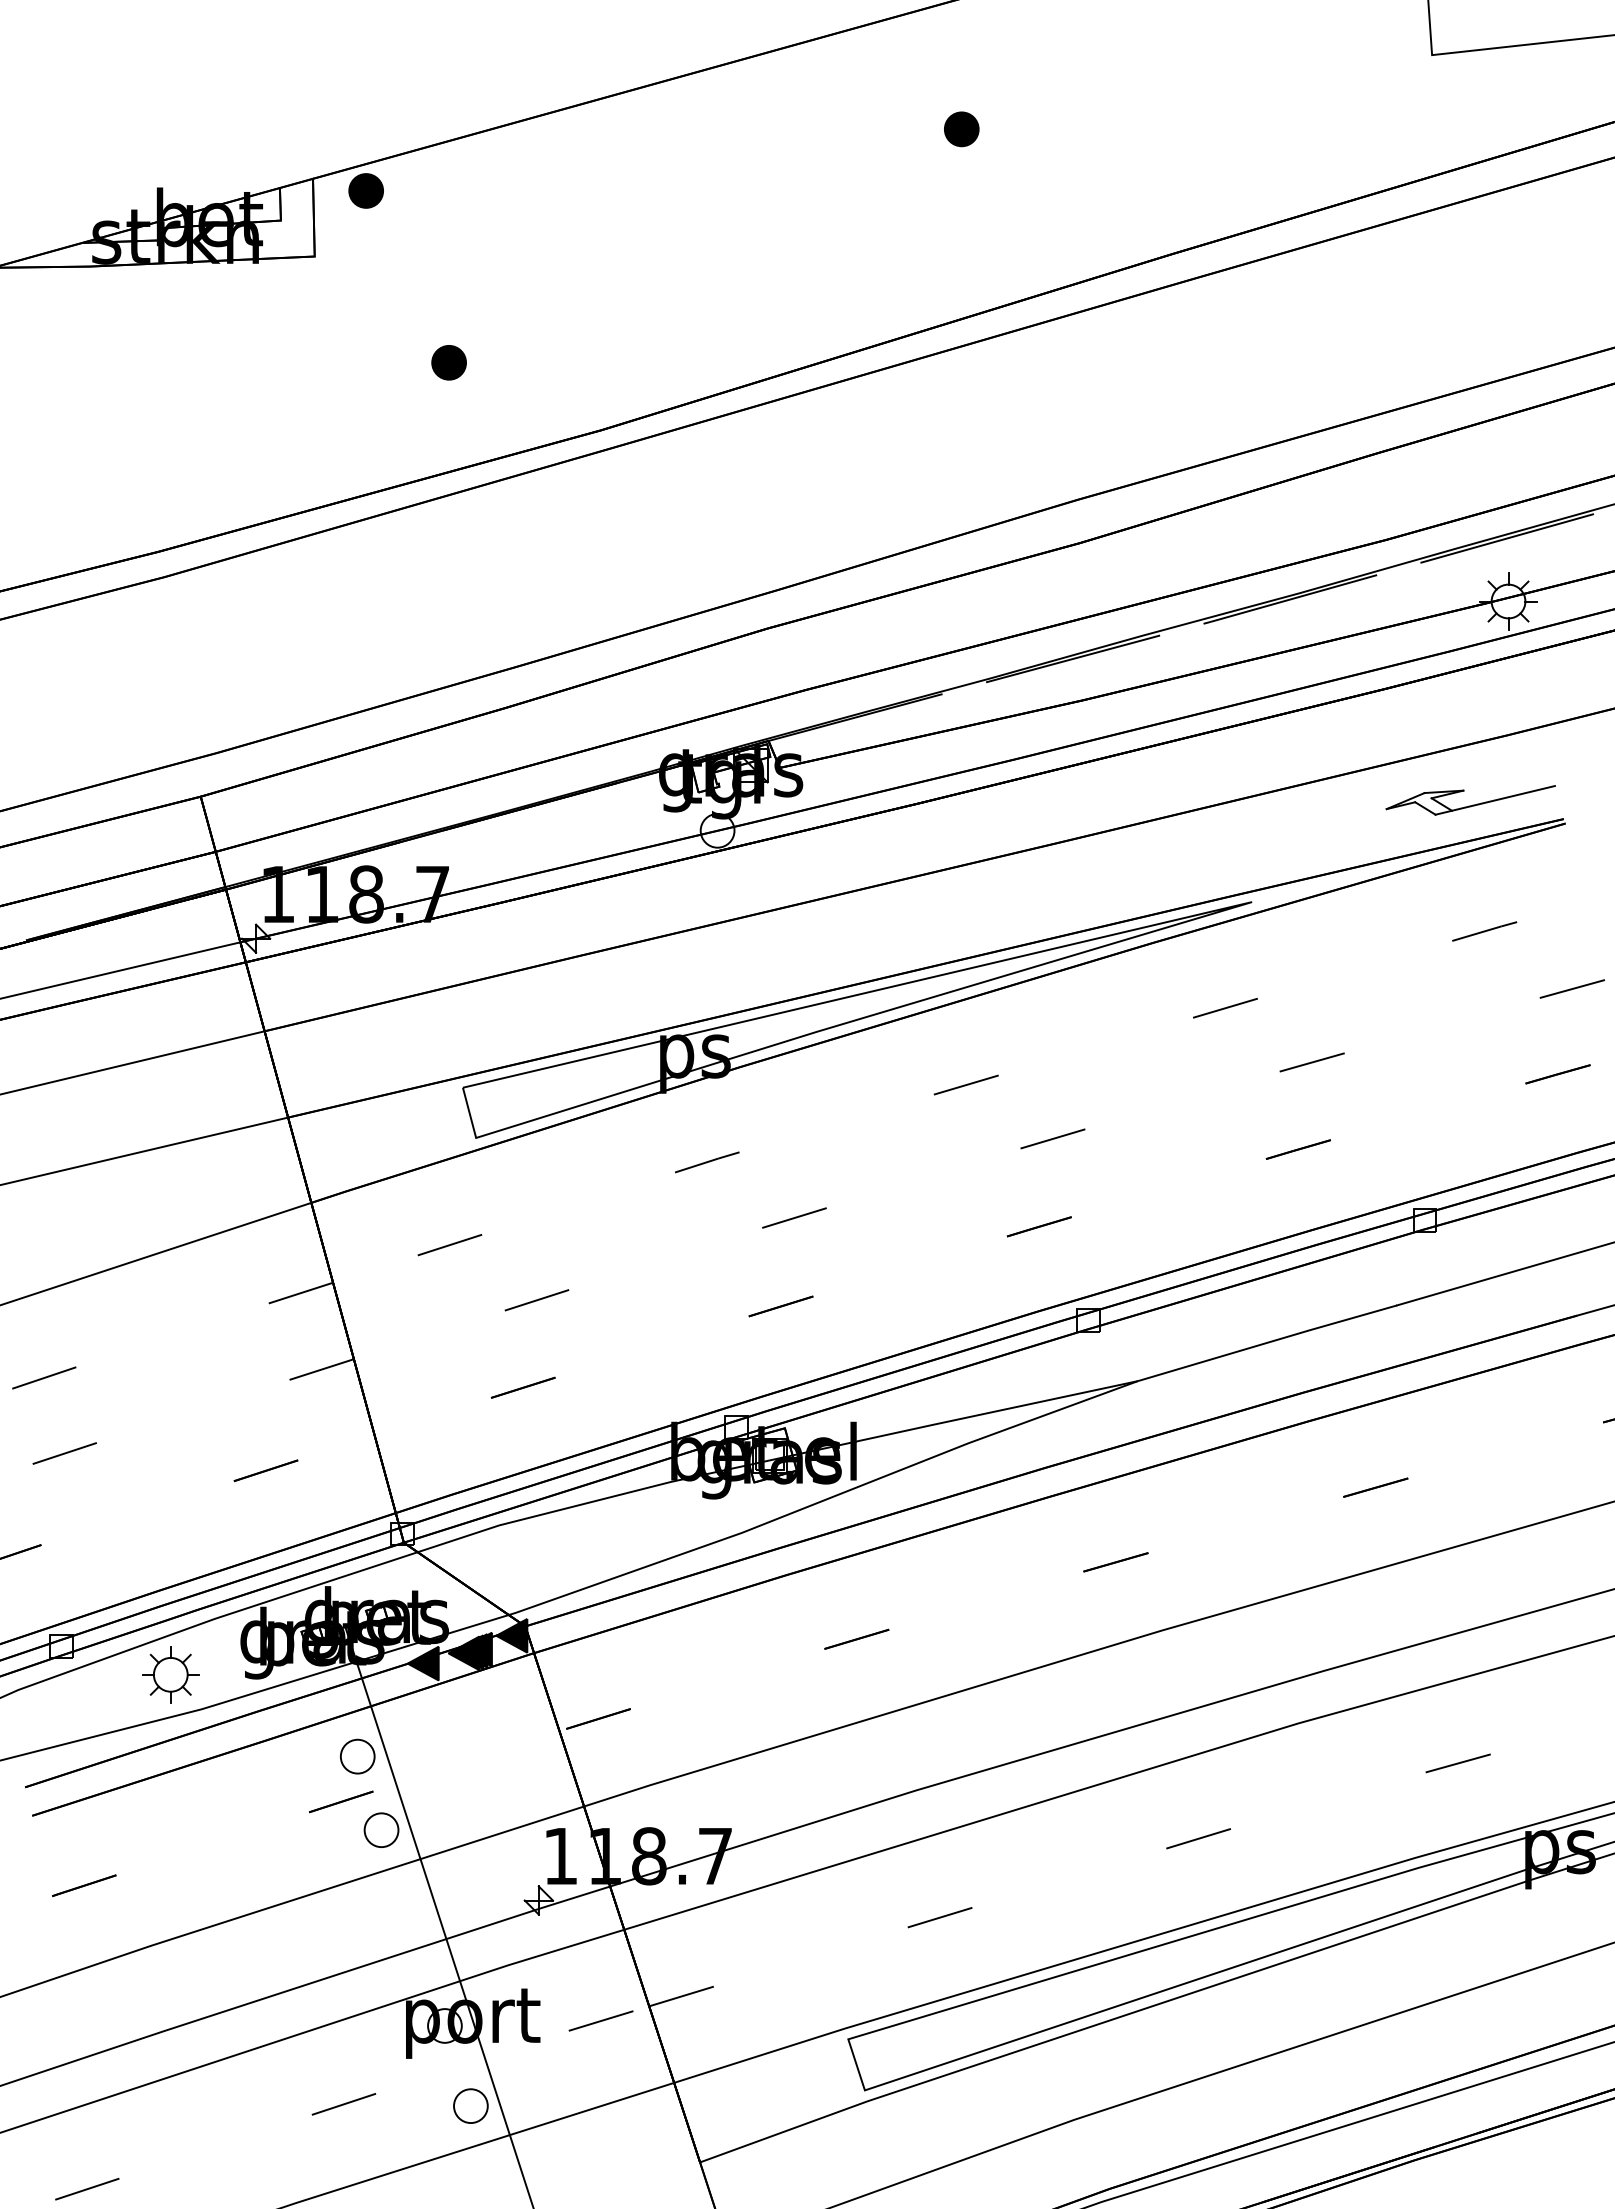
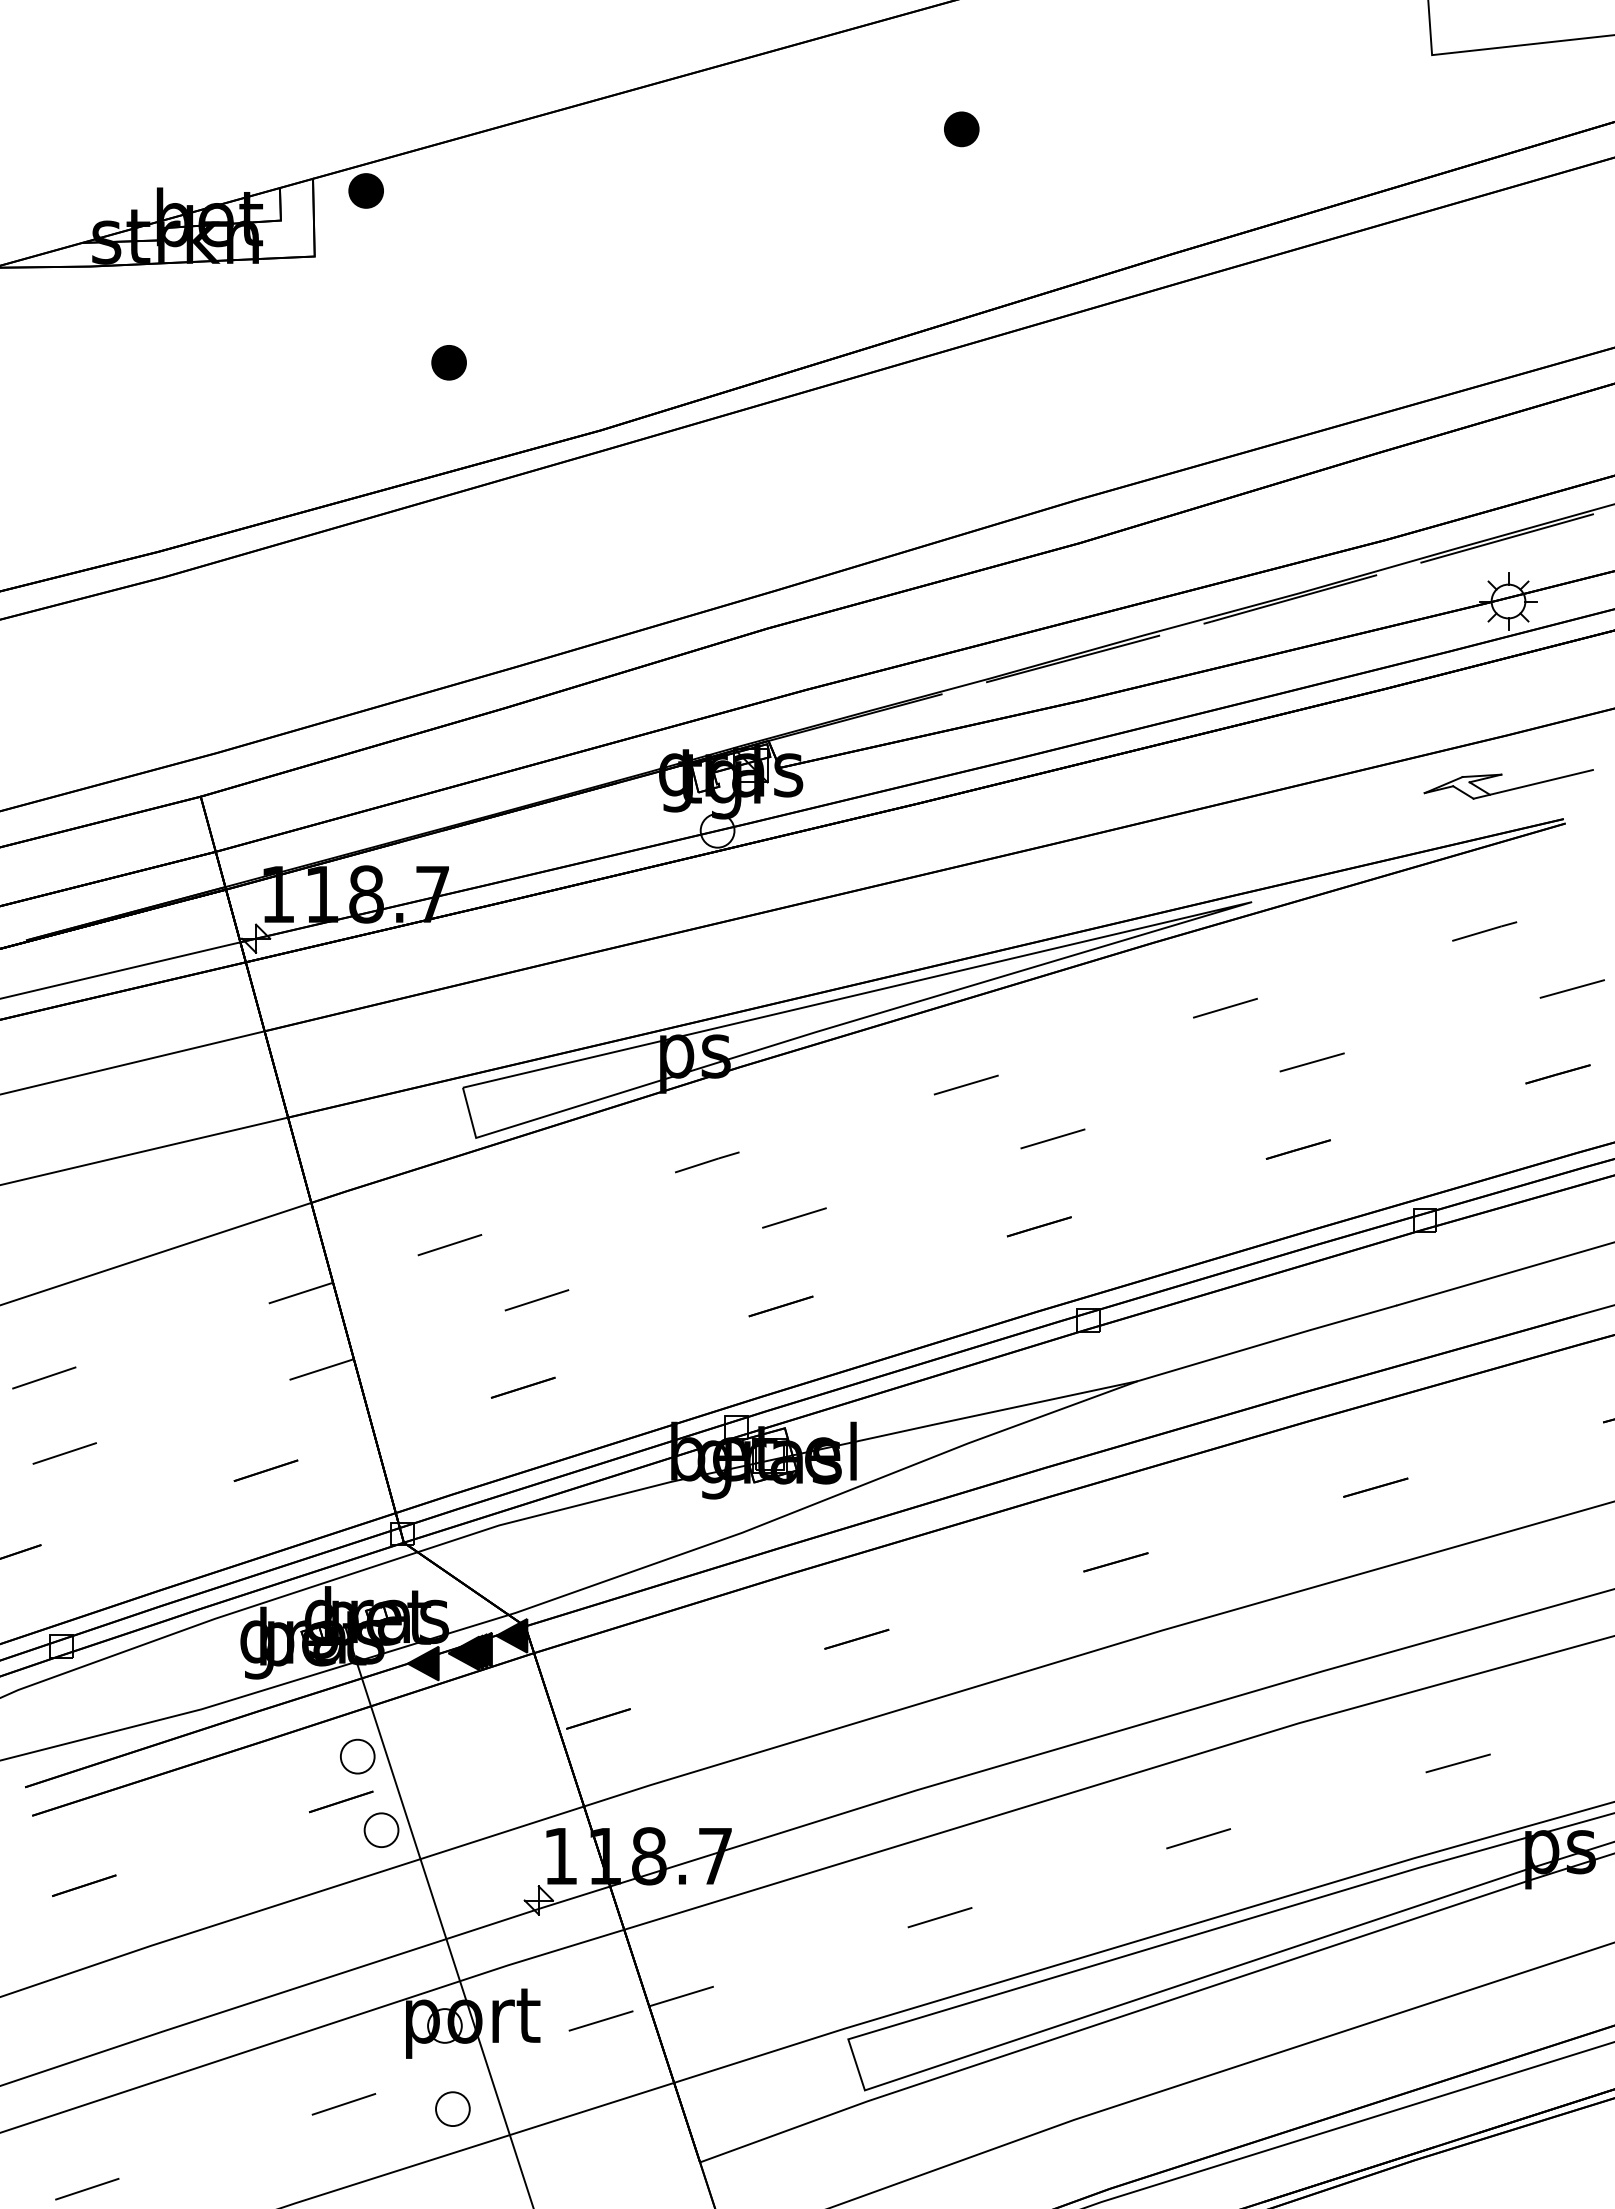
part position: (1470, 800) -> (1508, 784) (1508, 784)
part: present -> none (170, 1674)
part position: (470, 2105) -> (452, 2108) (452, 2108)
